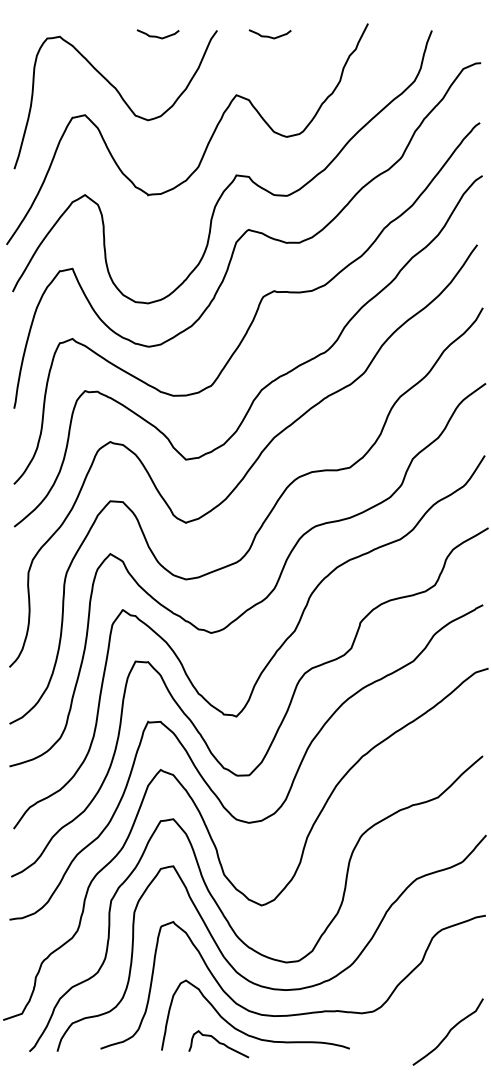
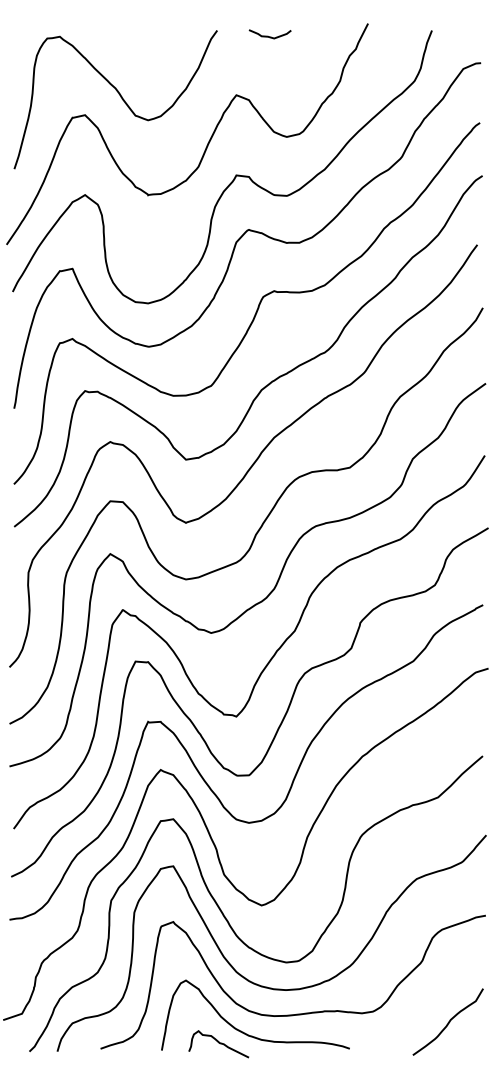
curve: present -> none (157, 36)
curve position: (448, 1031) -> (448, 1021) (448, 1021)
